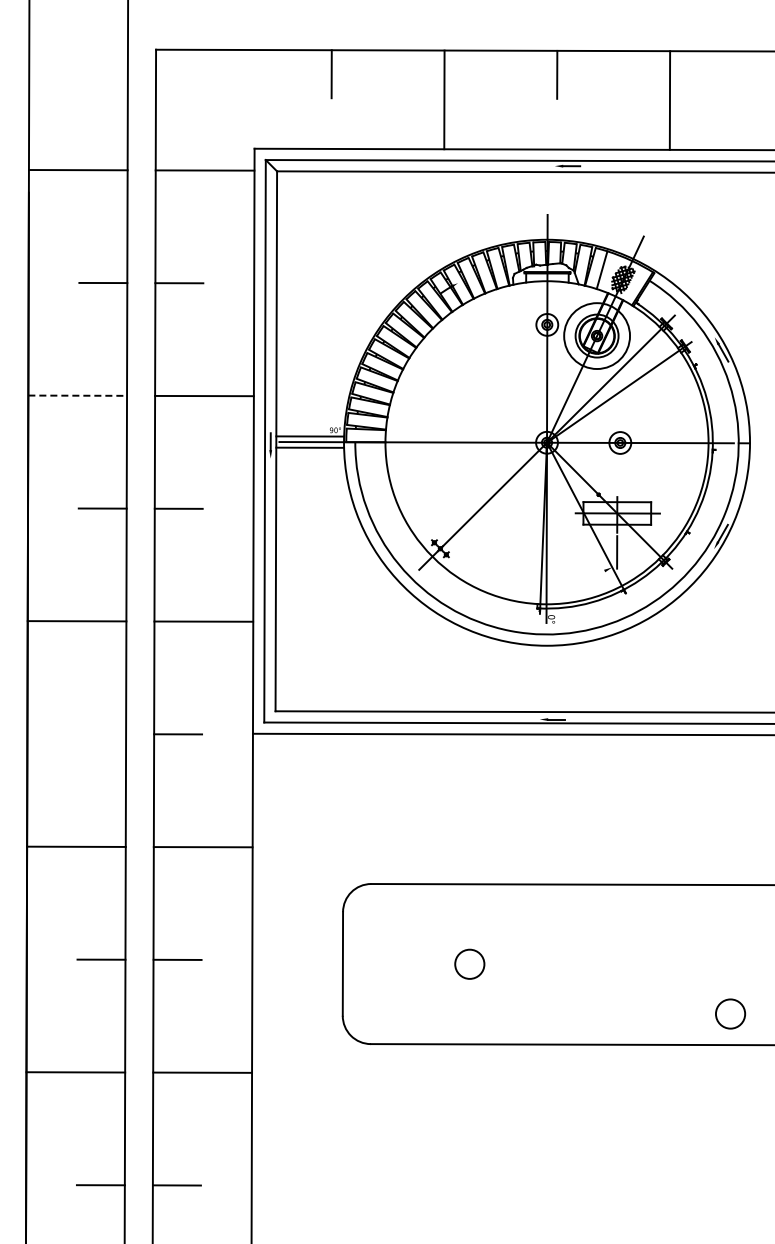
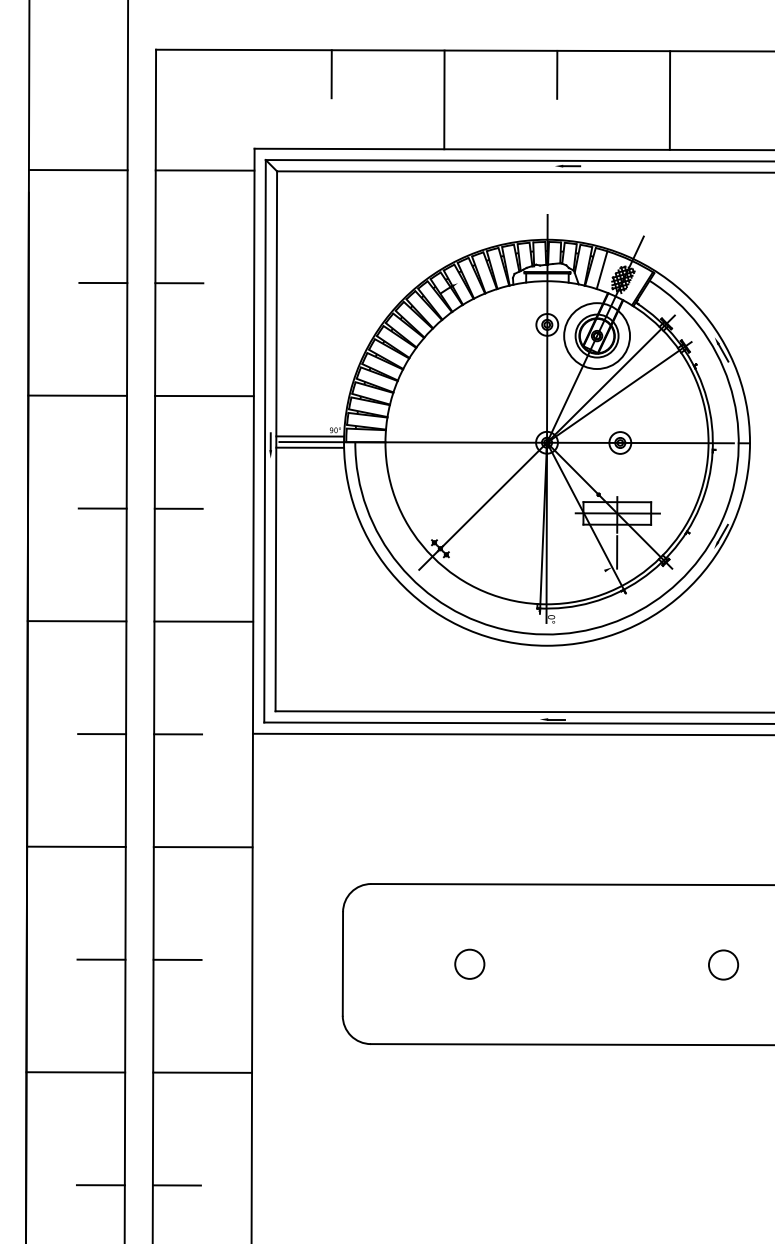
line: dashed -> solid (78, 395)
line: none -> present (102, 734)
circle position: (730, 1013) -> (723, 964) (723, 964)
